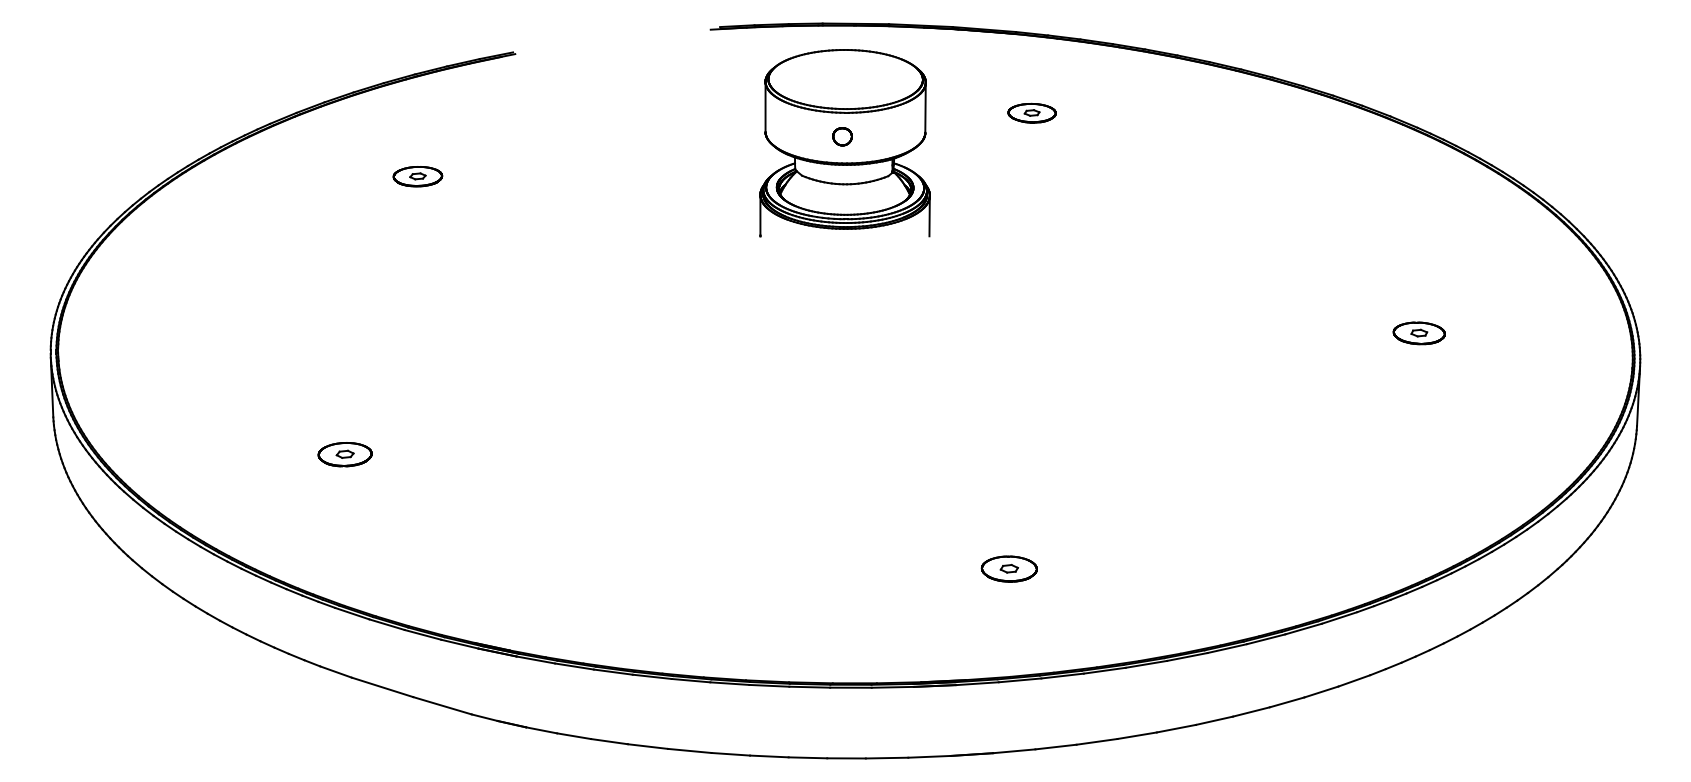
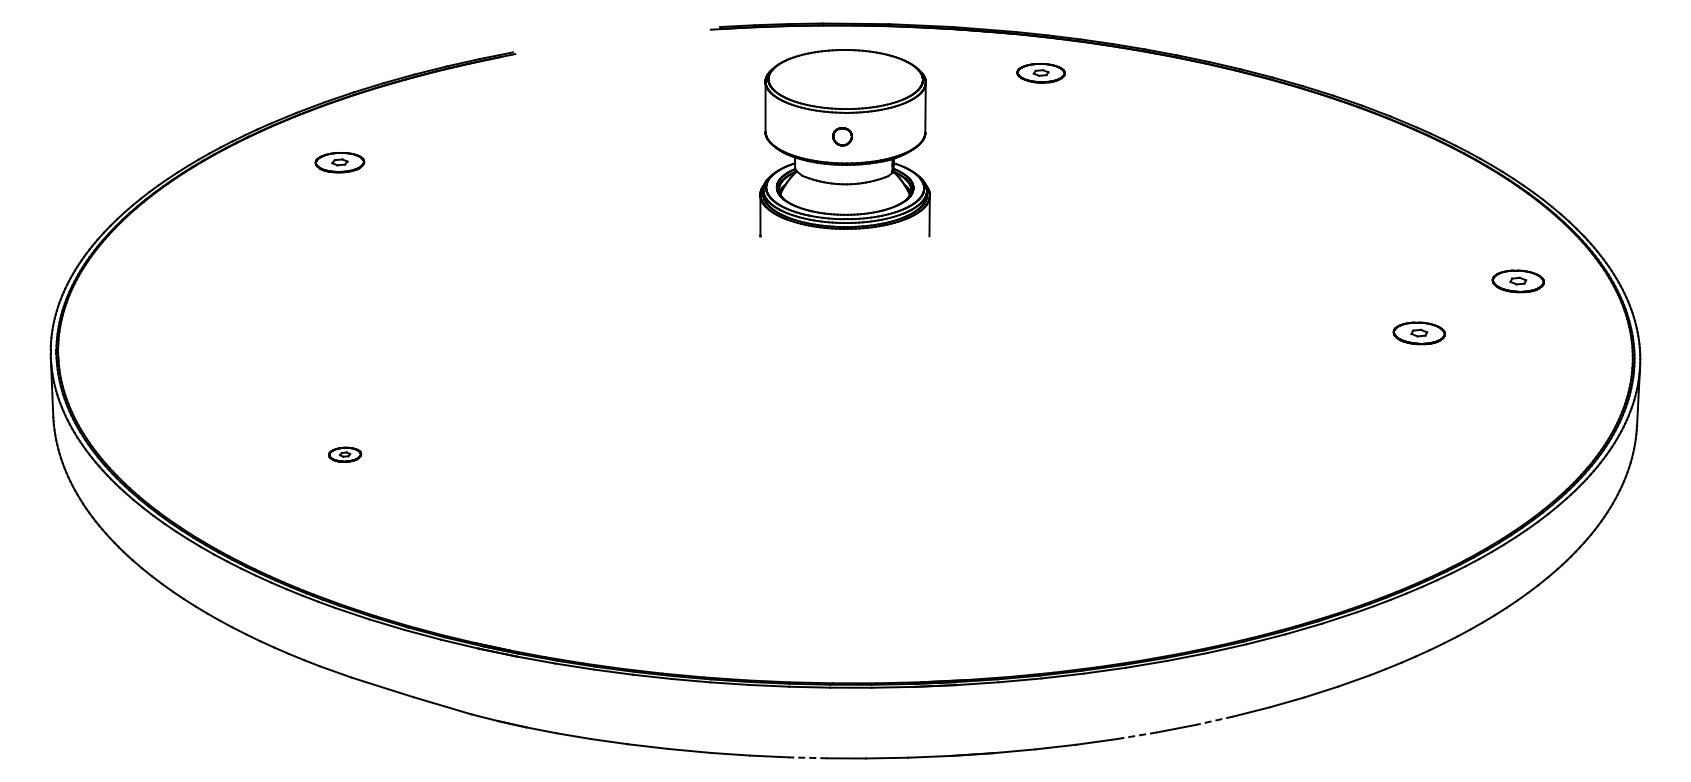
part position: (1031, 112) -> (1040, 72) (1040, 72)
part position: (417, 176) -> (339, 162) (339, 162)
part: none -> present (1517, 281)
part size: 56x26 px -> 35x17 px (345, 454)
part: present -> none (1008, 568)
line: solid -> dashed (1214, 720)
line: solid -> dashed (1137, 735)
line: solid -> dashed (807, 757)
